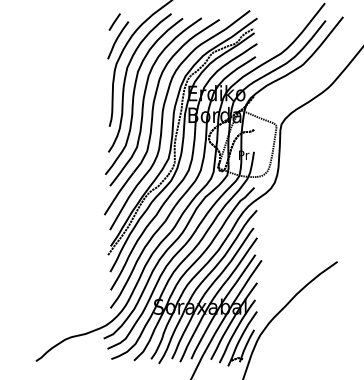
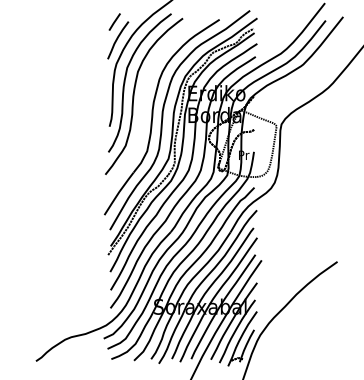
curve: present -> none (144, 101)
